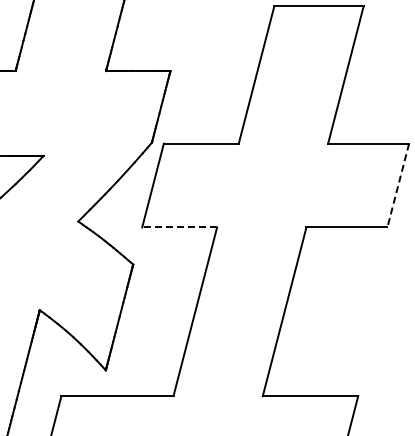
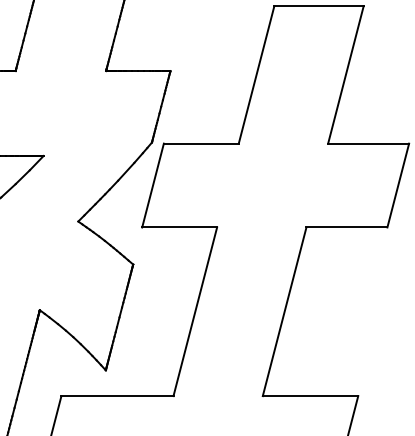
line: dashed -> solid (398, 186)
line: dashed -> solid (179, 227)
